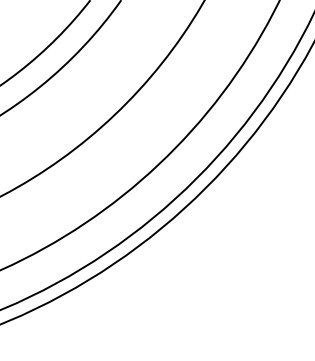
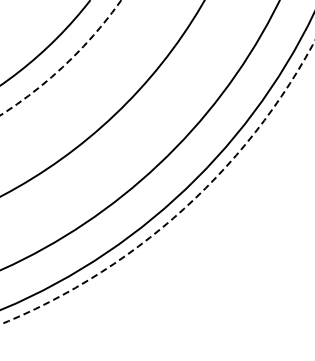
arc: solid -> dashed (66, 63)
circle: solid -> dashed (157, 182)
